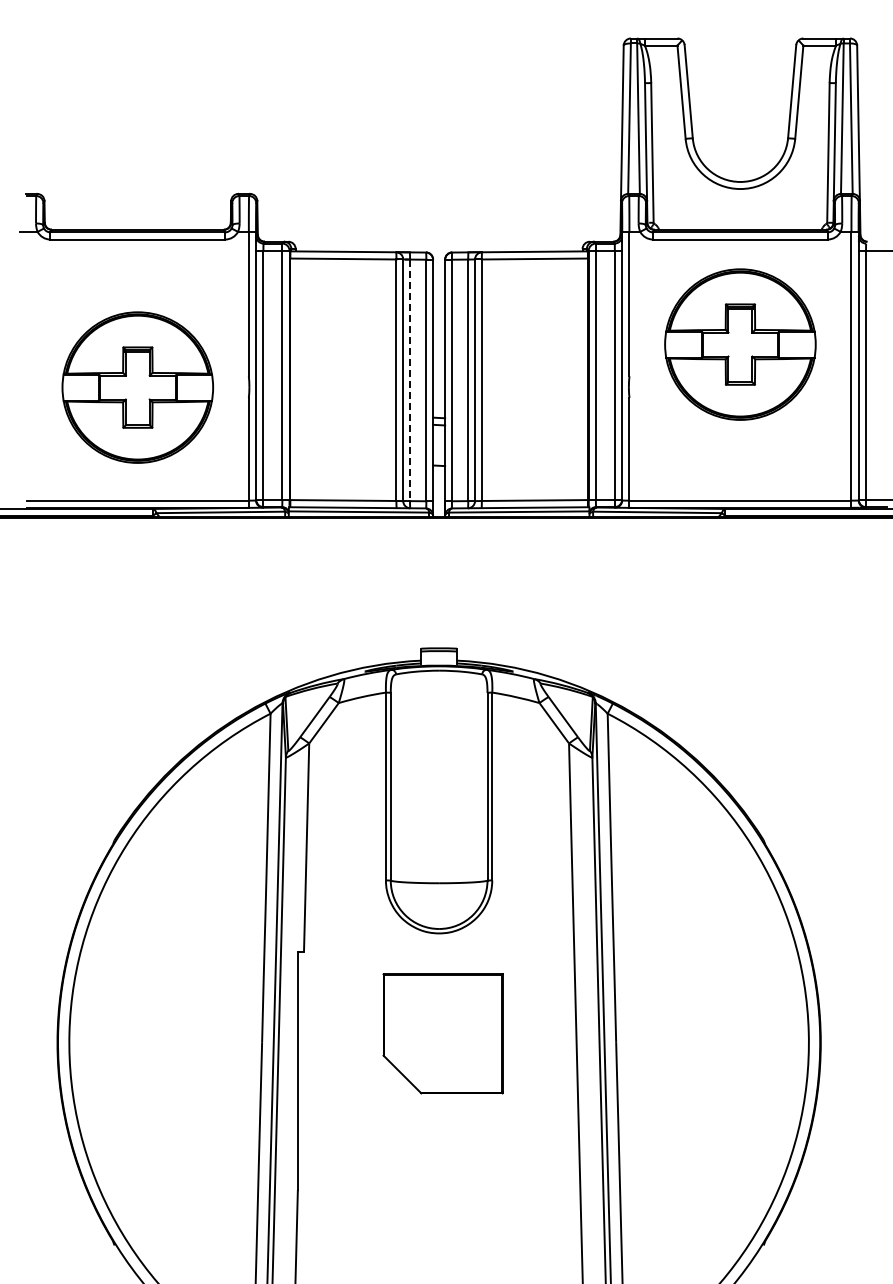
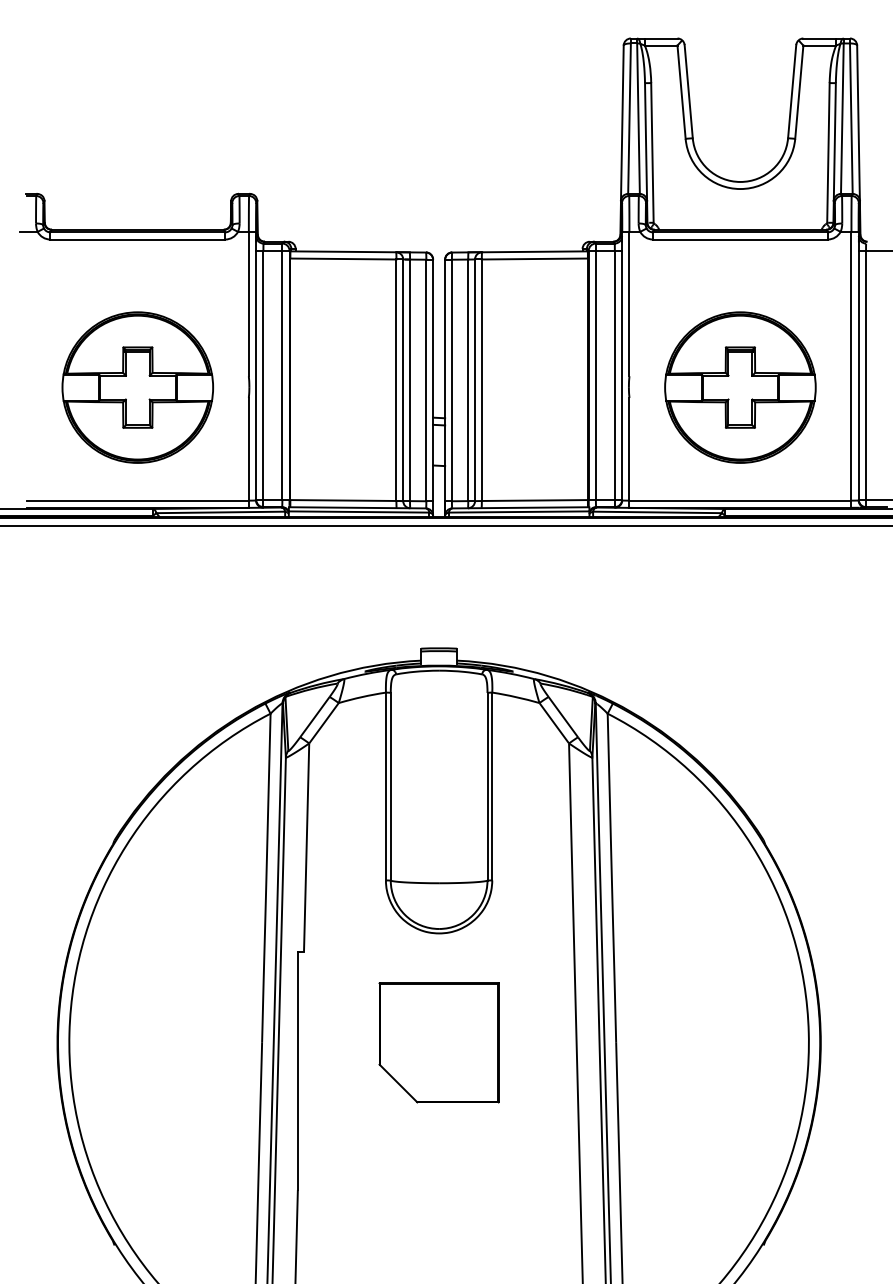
part position: (740, 344) -> (740, 387) (740, 387)
line: dashed -> solid (410, 380)
line: none -> present (445, 525)
part position: (442, 1033) -> (438, 1042) (438, 1042)
